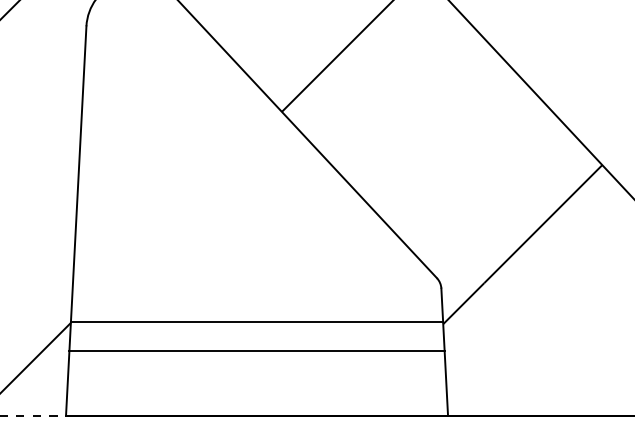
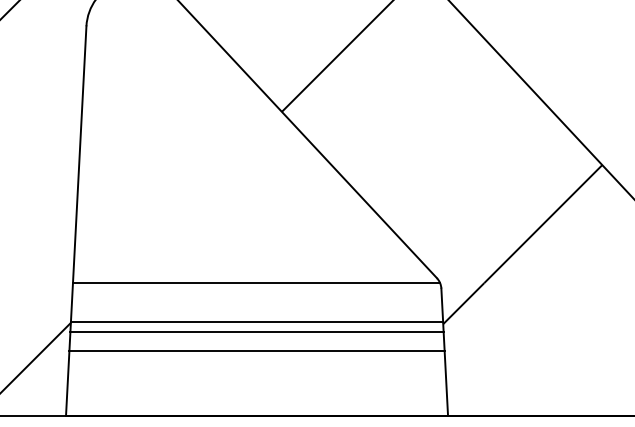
line: none -> present (256, 282)
line: none -> present (256, 332)
line: dashed -> solid (33, 415)
